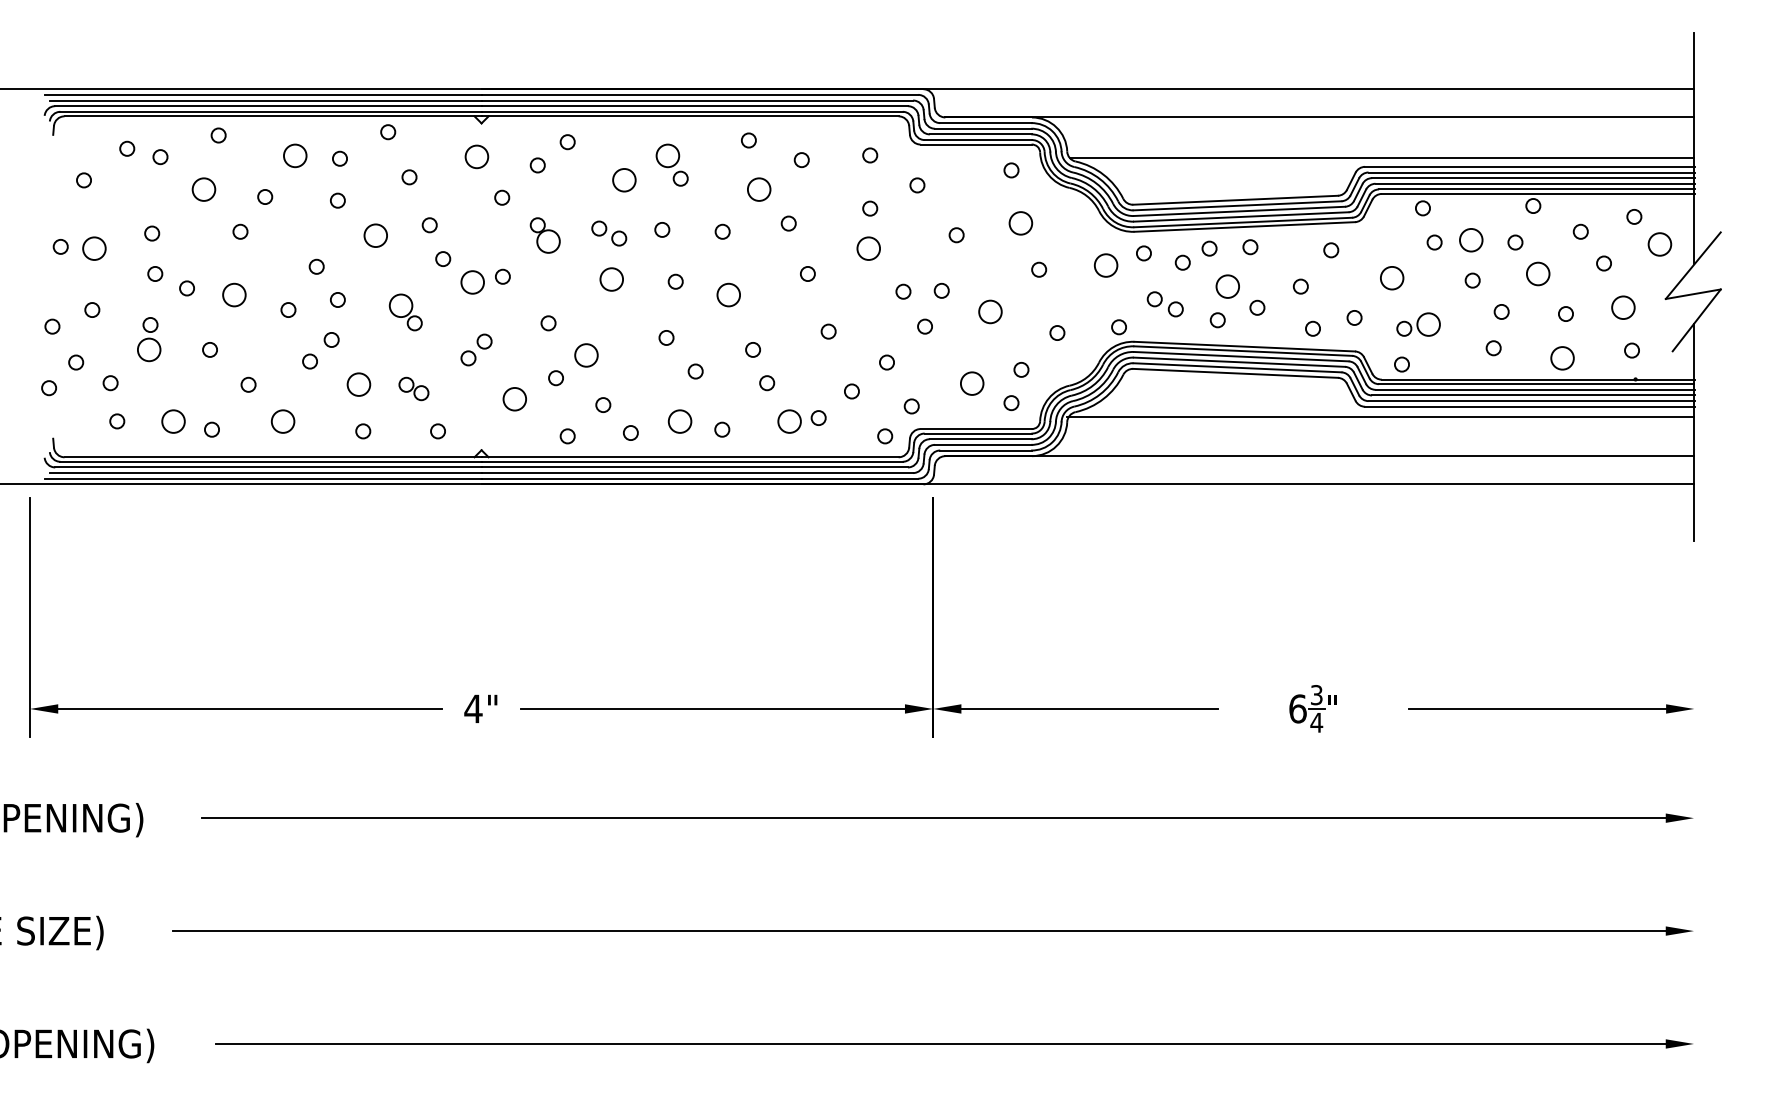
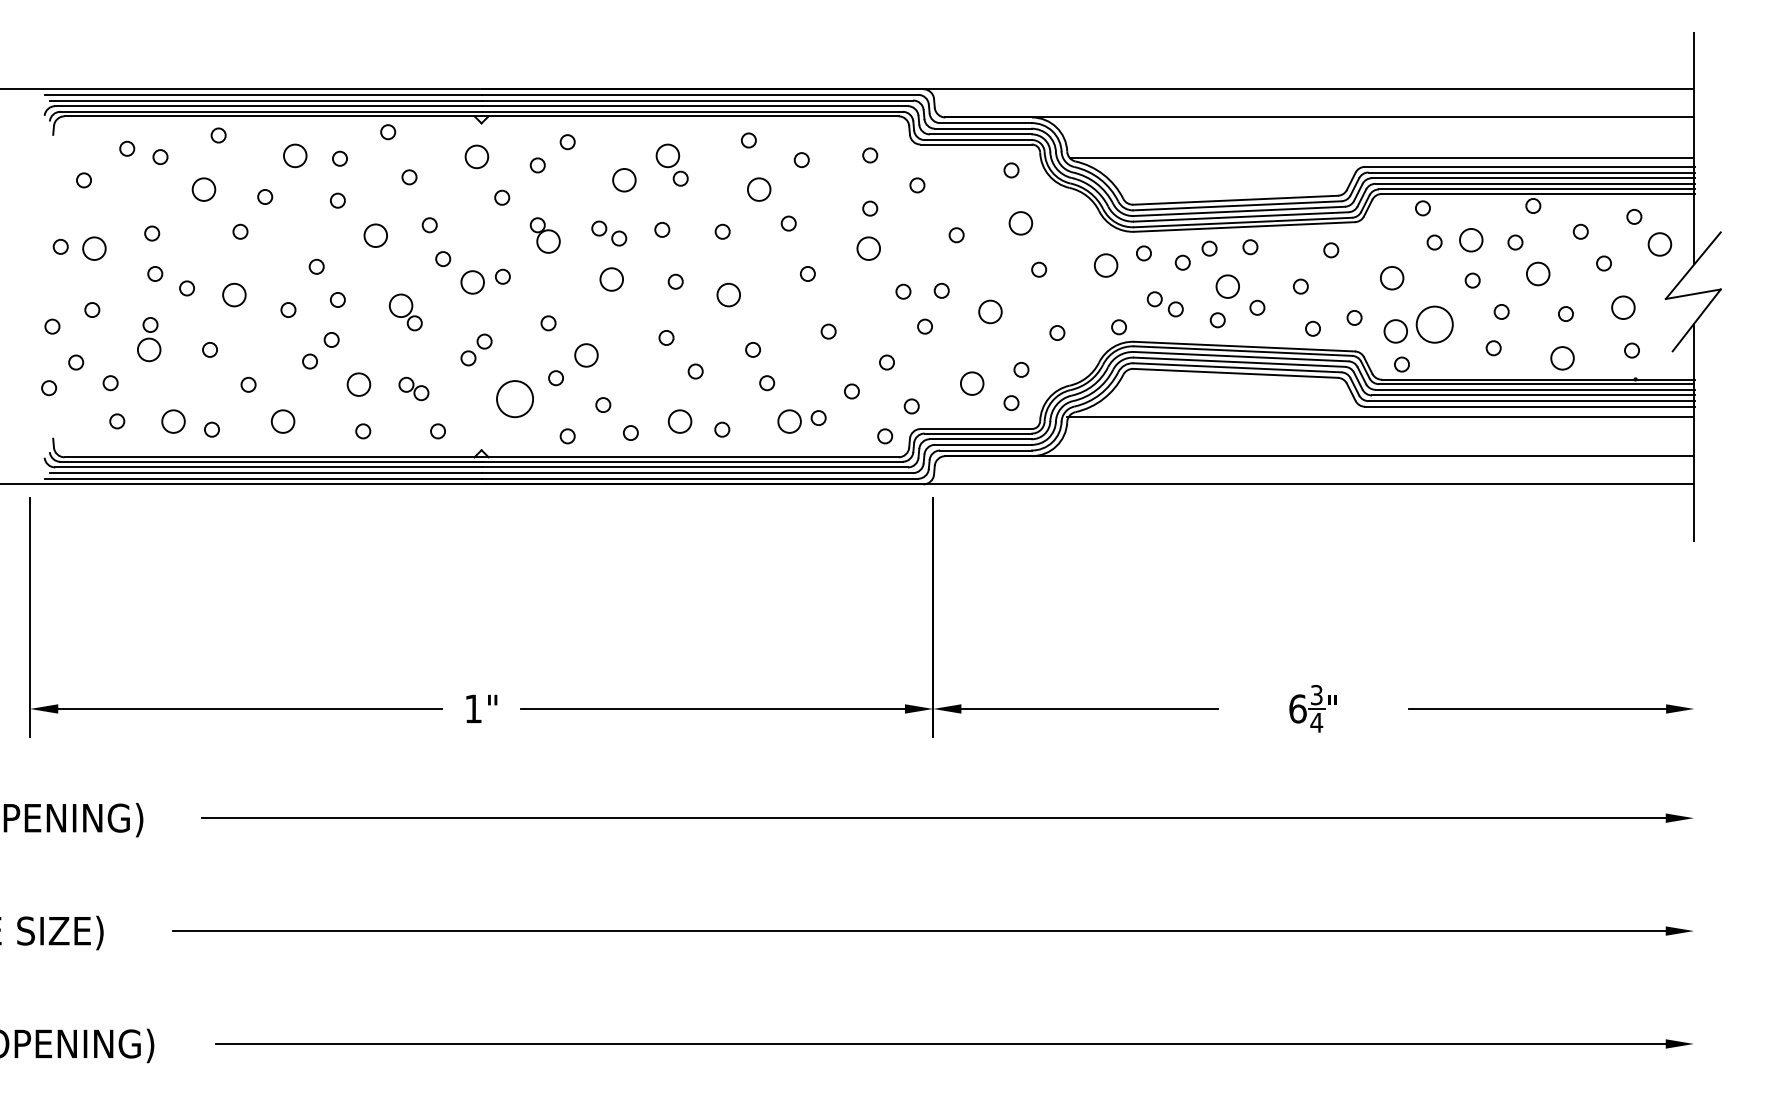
part size: 45x25 px -> 71x39 px (1418, 324)
circle size: 25x25 px -> 38x39 px (514, 399)
text: 4" -> 1" (473, 708)
